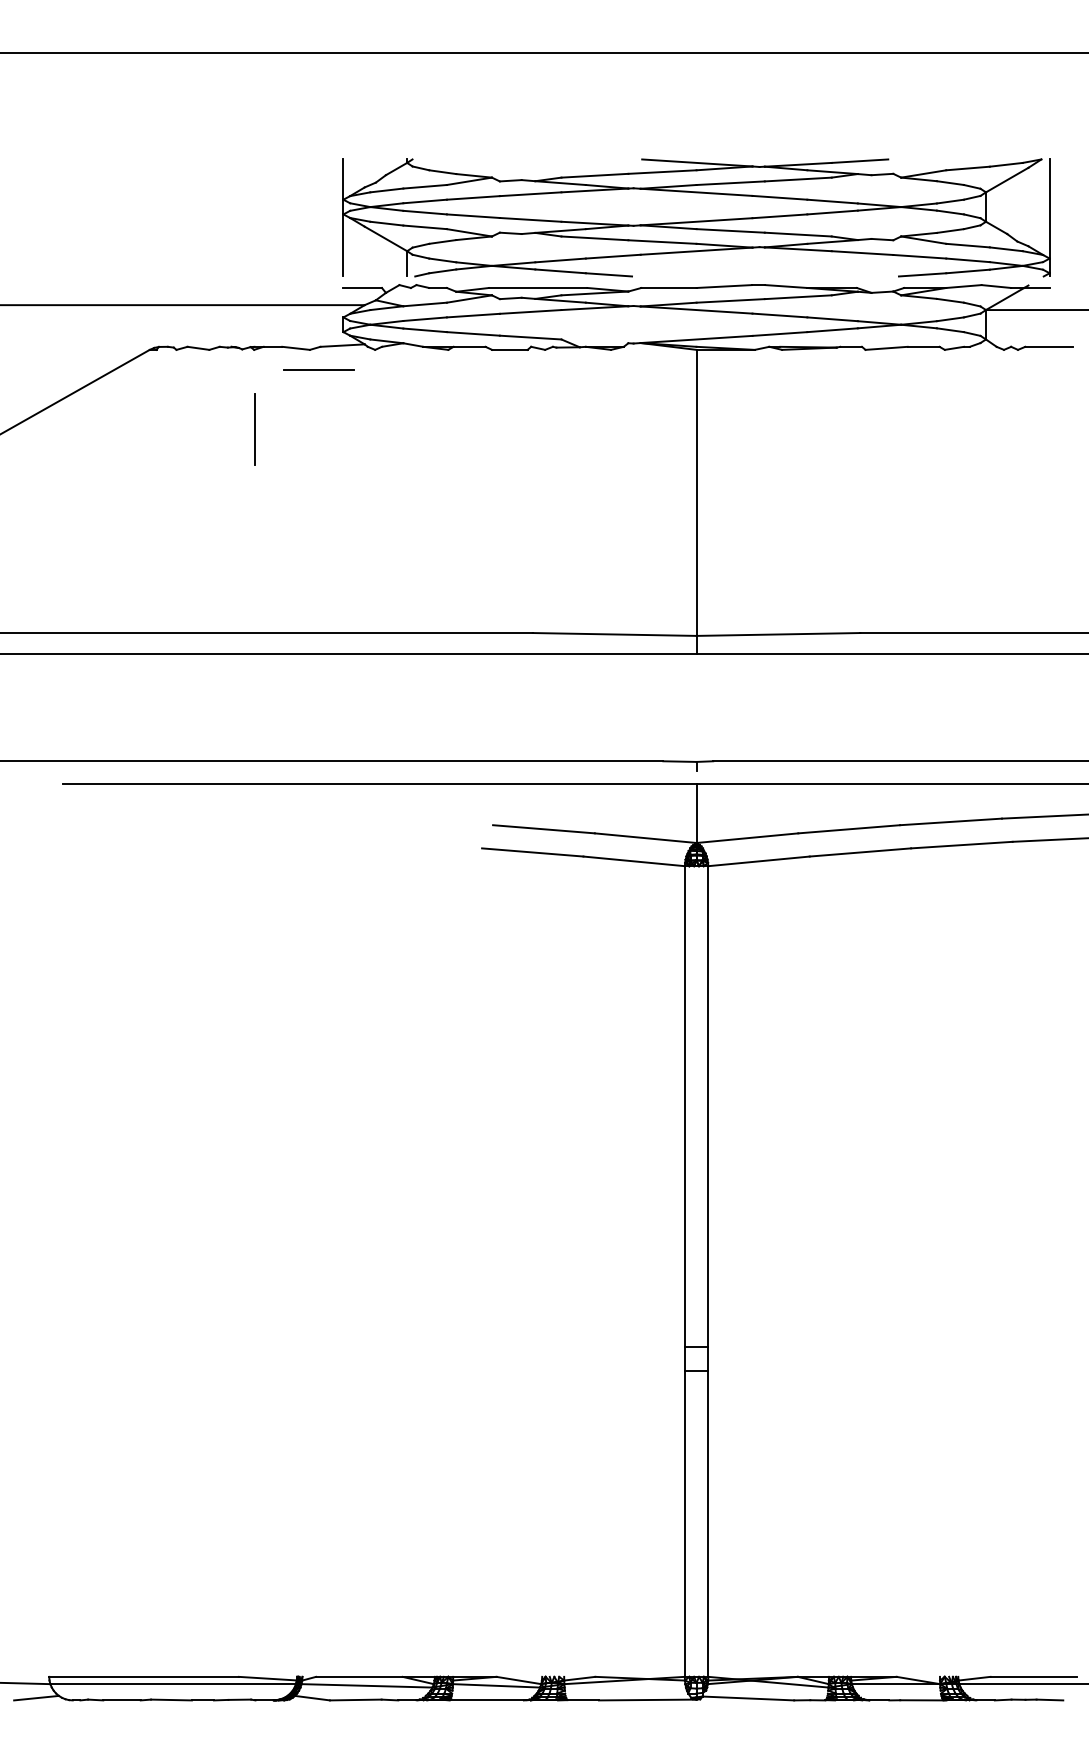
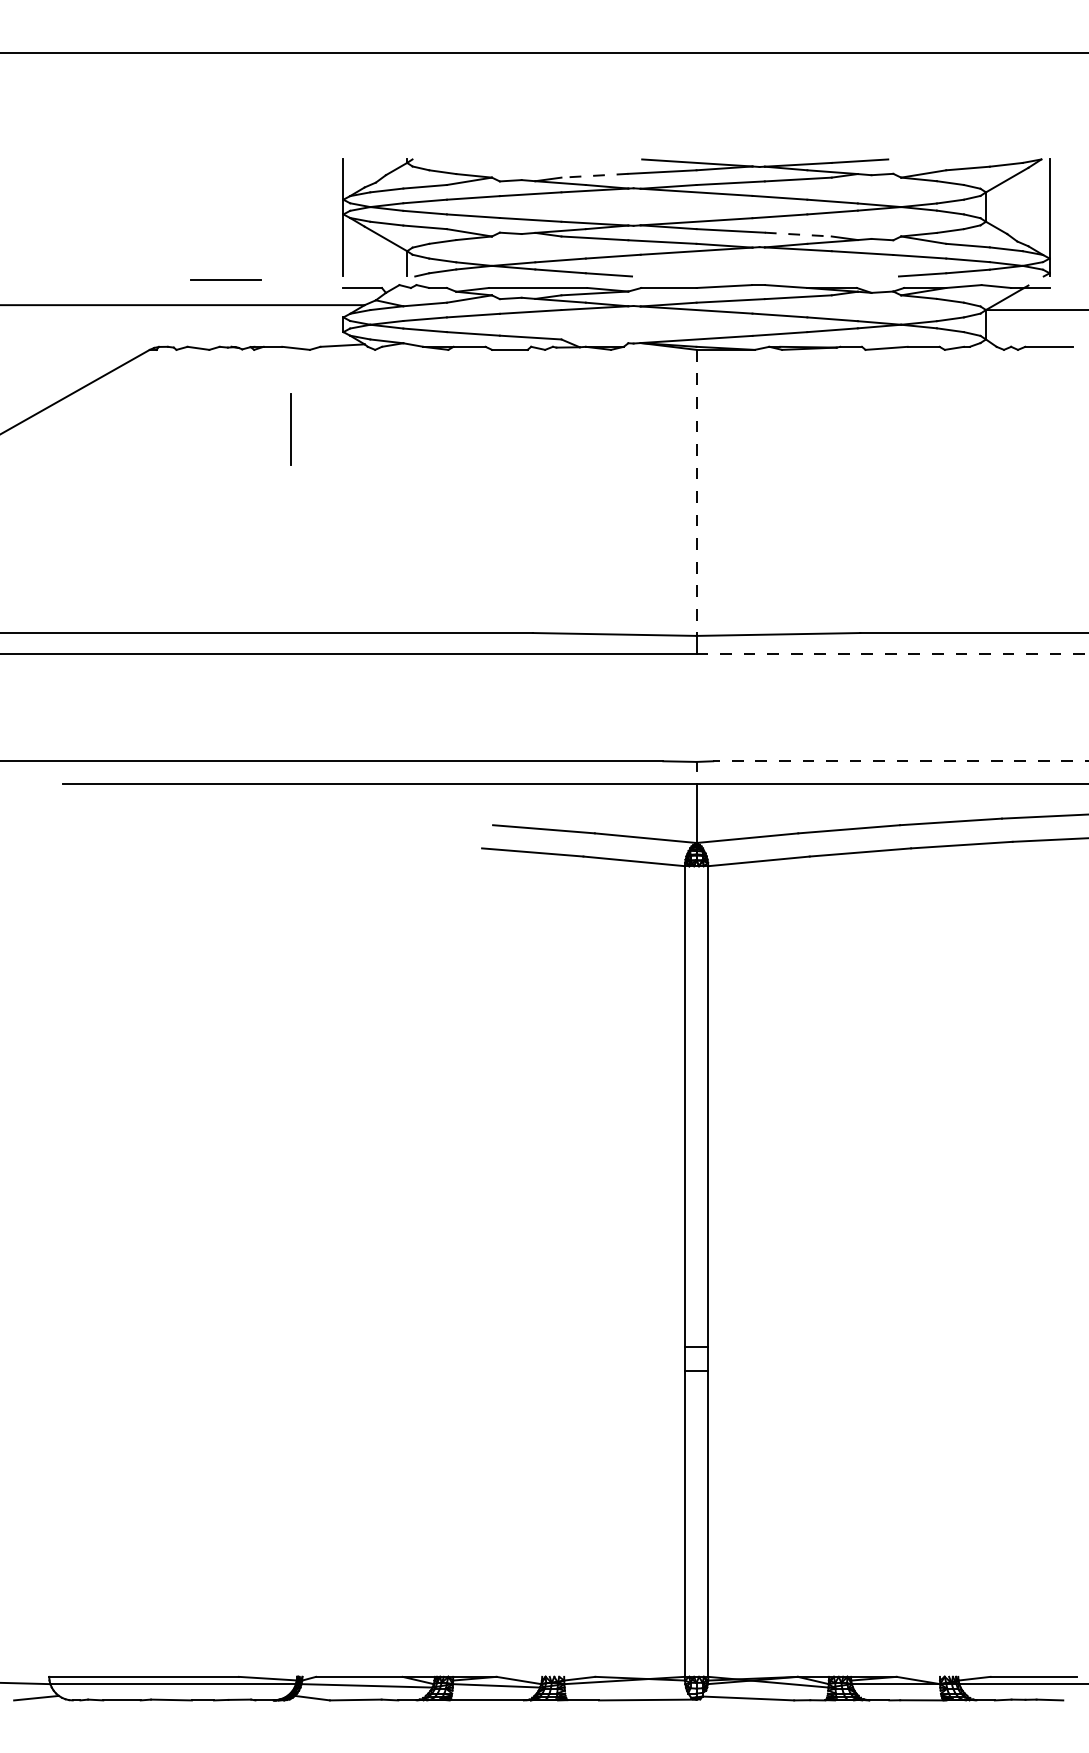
line: solid -> dashed (594, 175)
line: solid -> dashed (798, 234)
line position: (318, 369) -> (225, 279) (225, 279)
line position: (254, 429) -> (290, 429) (290, 429)
line: solid -> dashed (696, 493)
line: solid -> dashed (892, 653)
line: solid -> dashed (900, 761)
